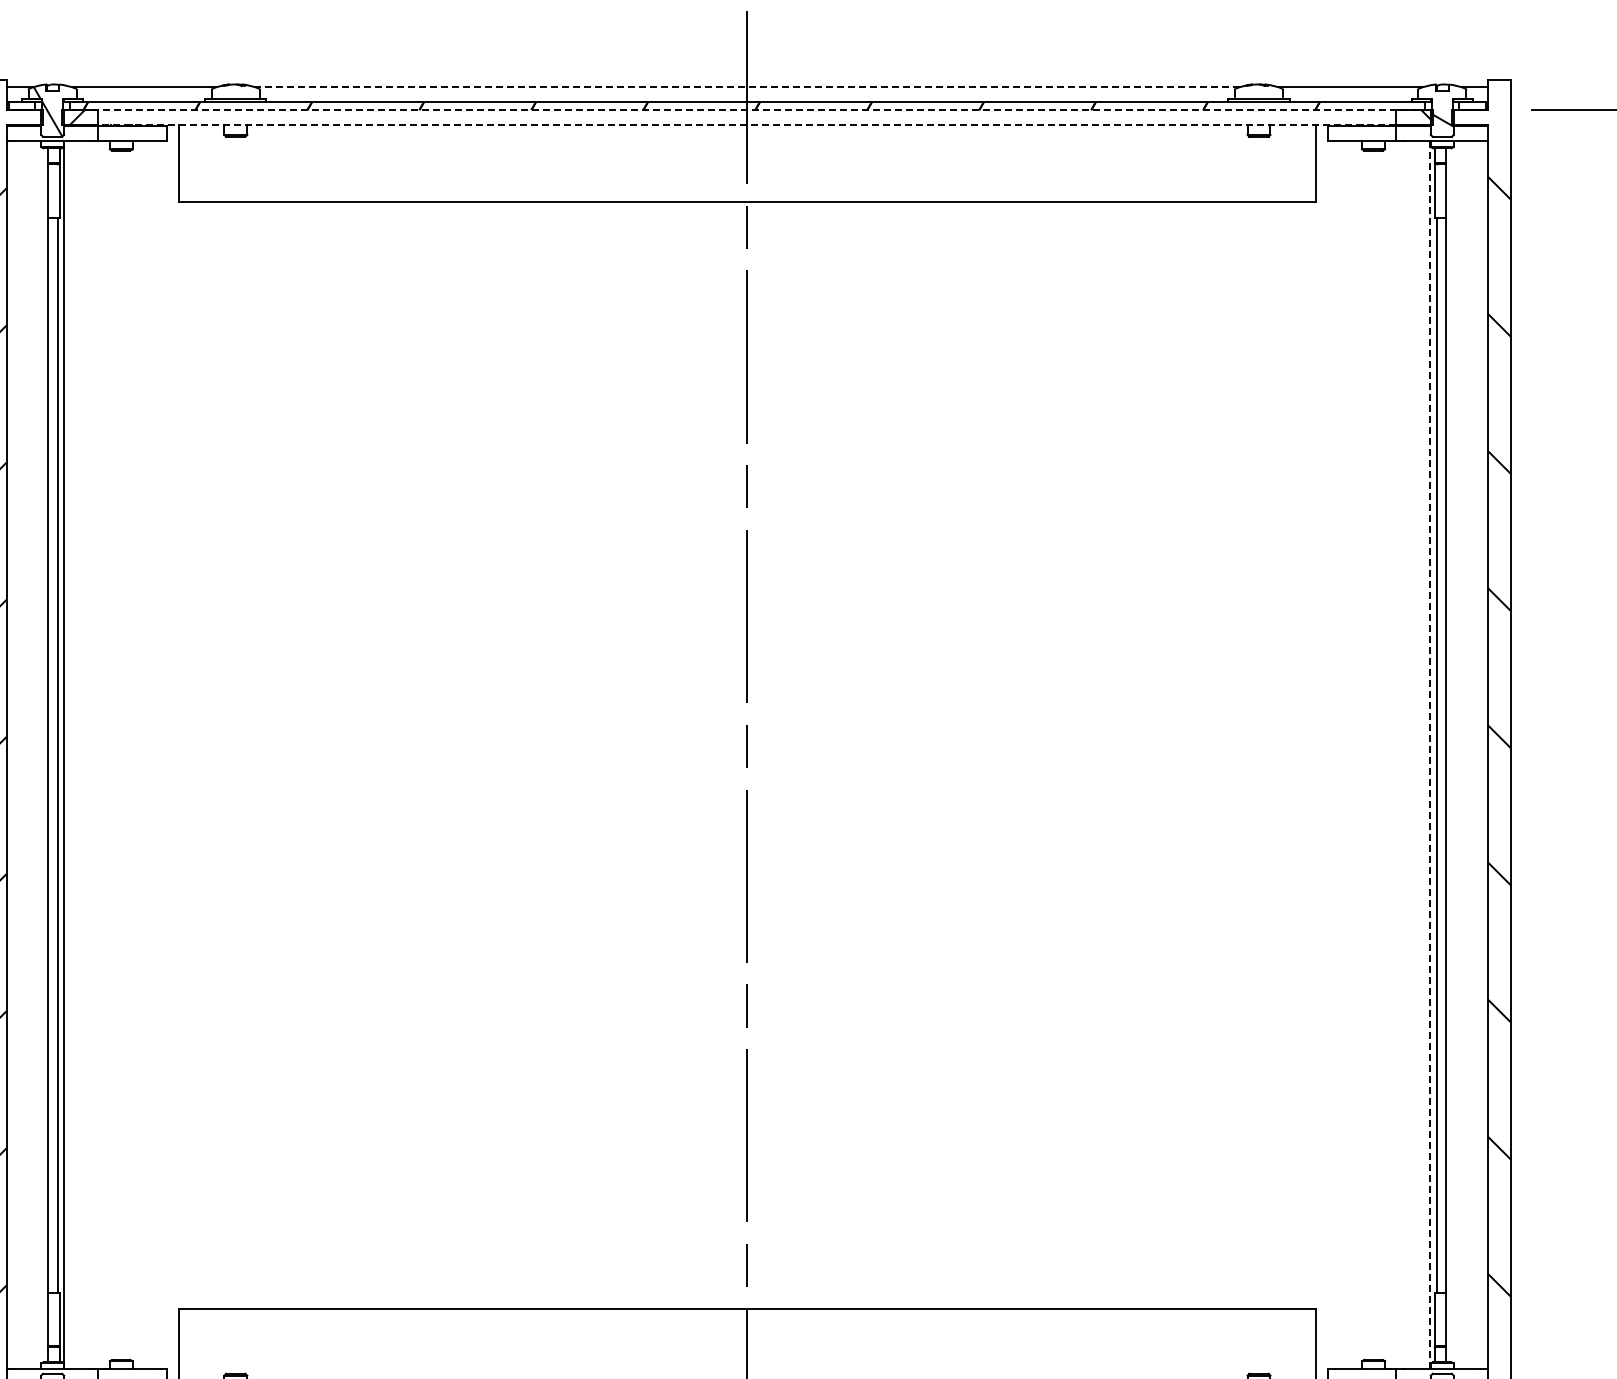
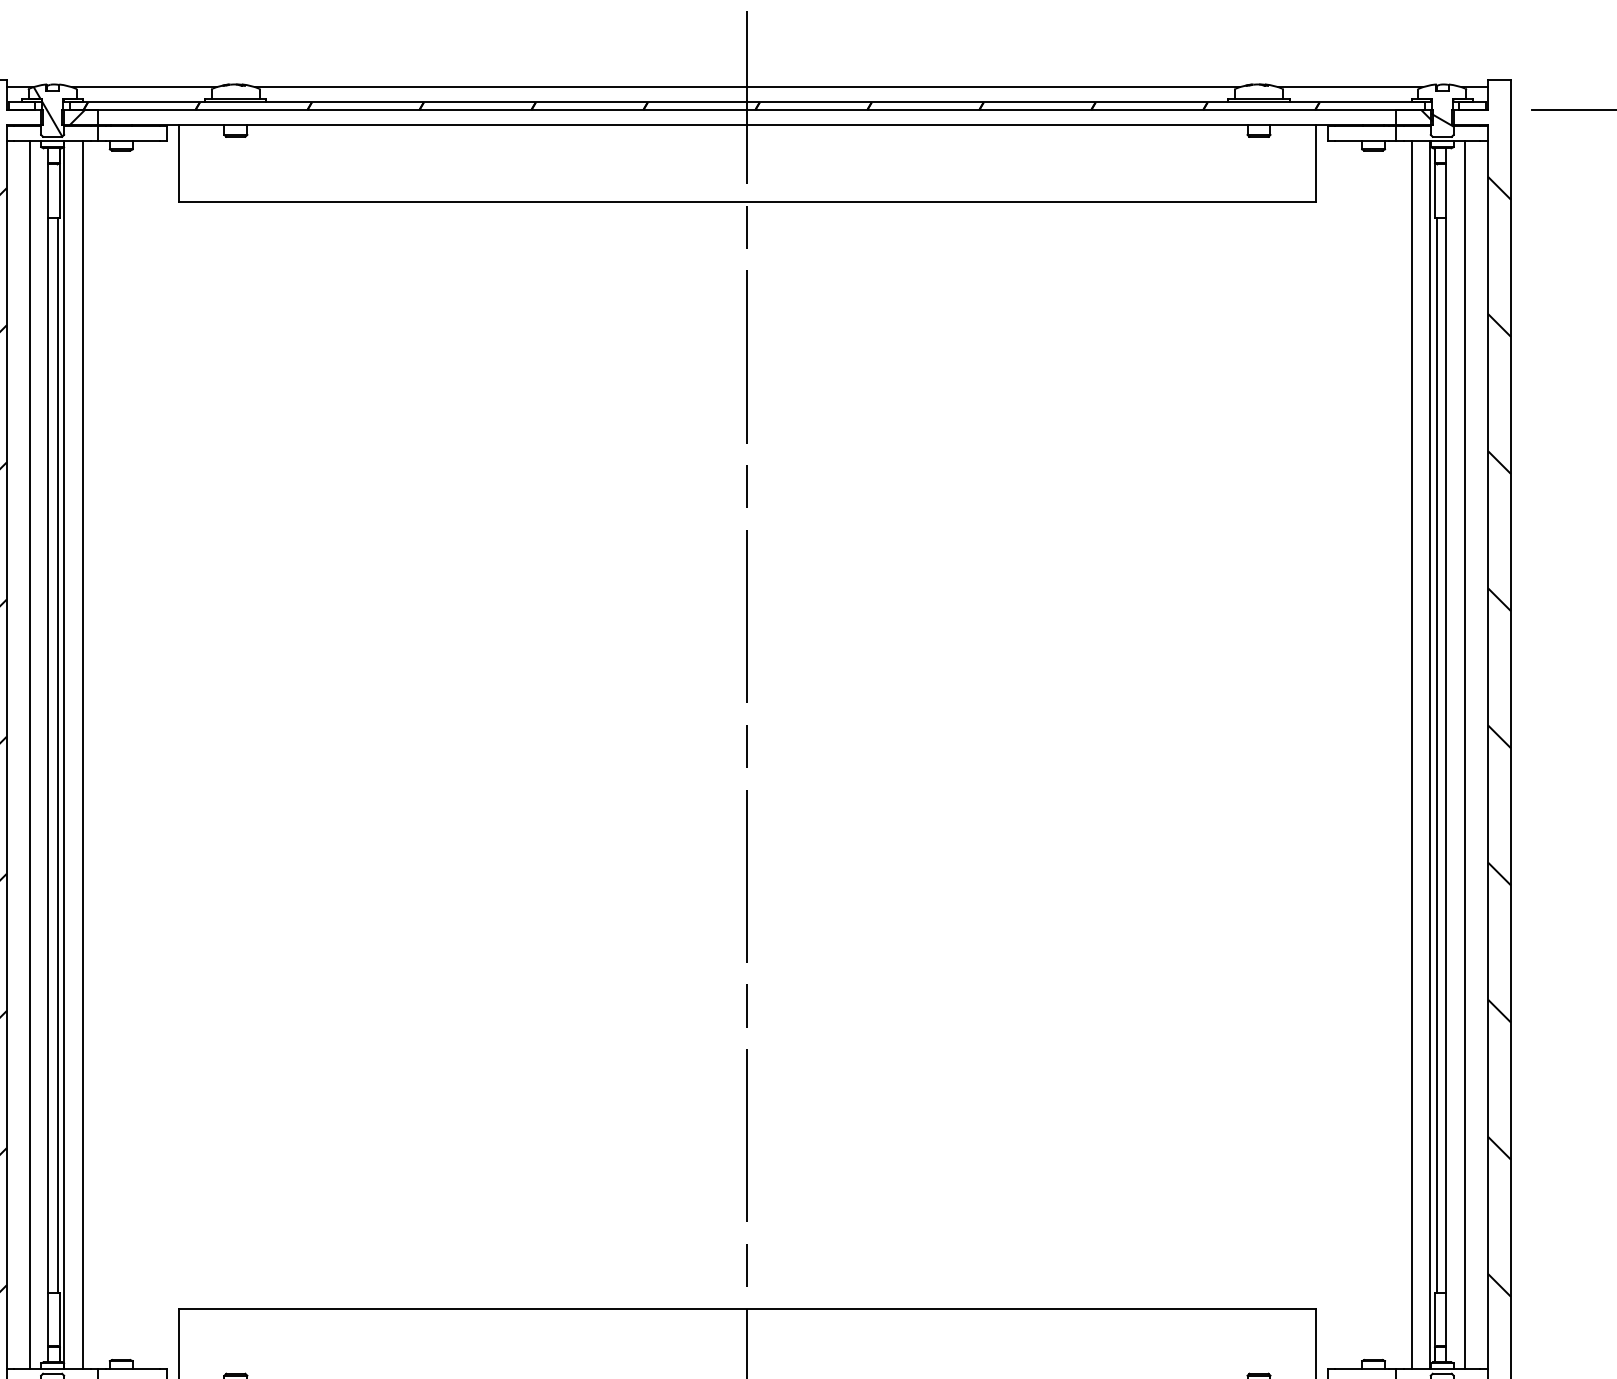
line: dashed -> solid (746, 87)
line: dashed -> solid (747, 110)
line: dashed -> solid (746, 125)
line: none -> present (29, 755)
line: none -> present (83, 755)
line: none -> present (1411, 755)
line: dashed -> solid (1430, 755)
line: none -> present (1465, 755)
